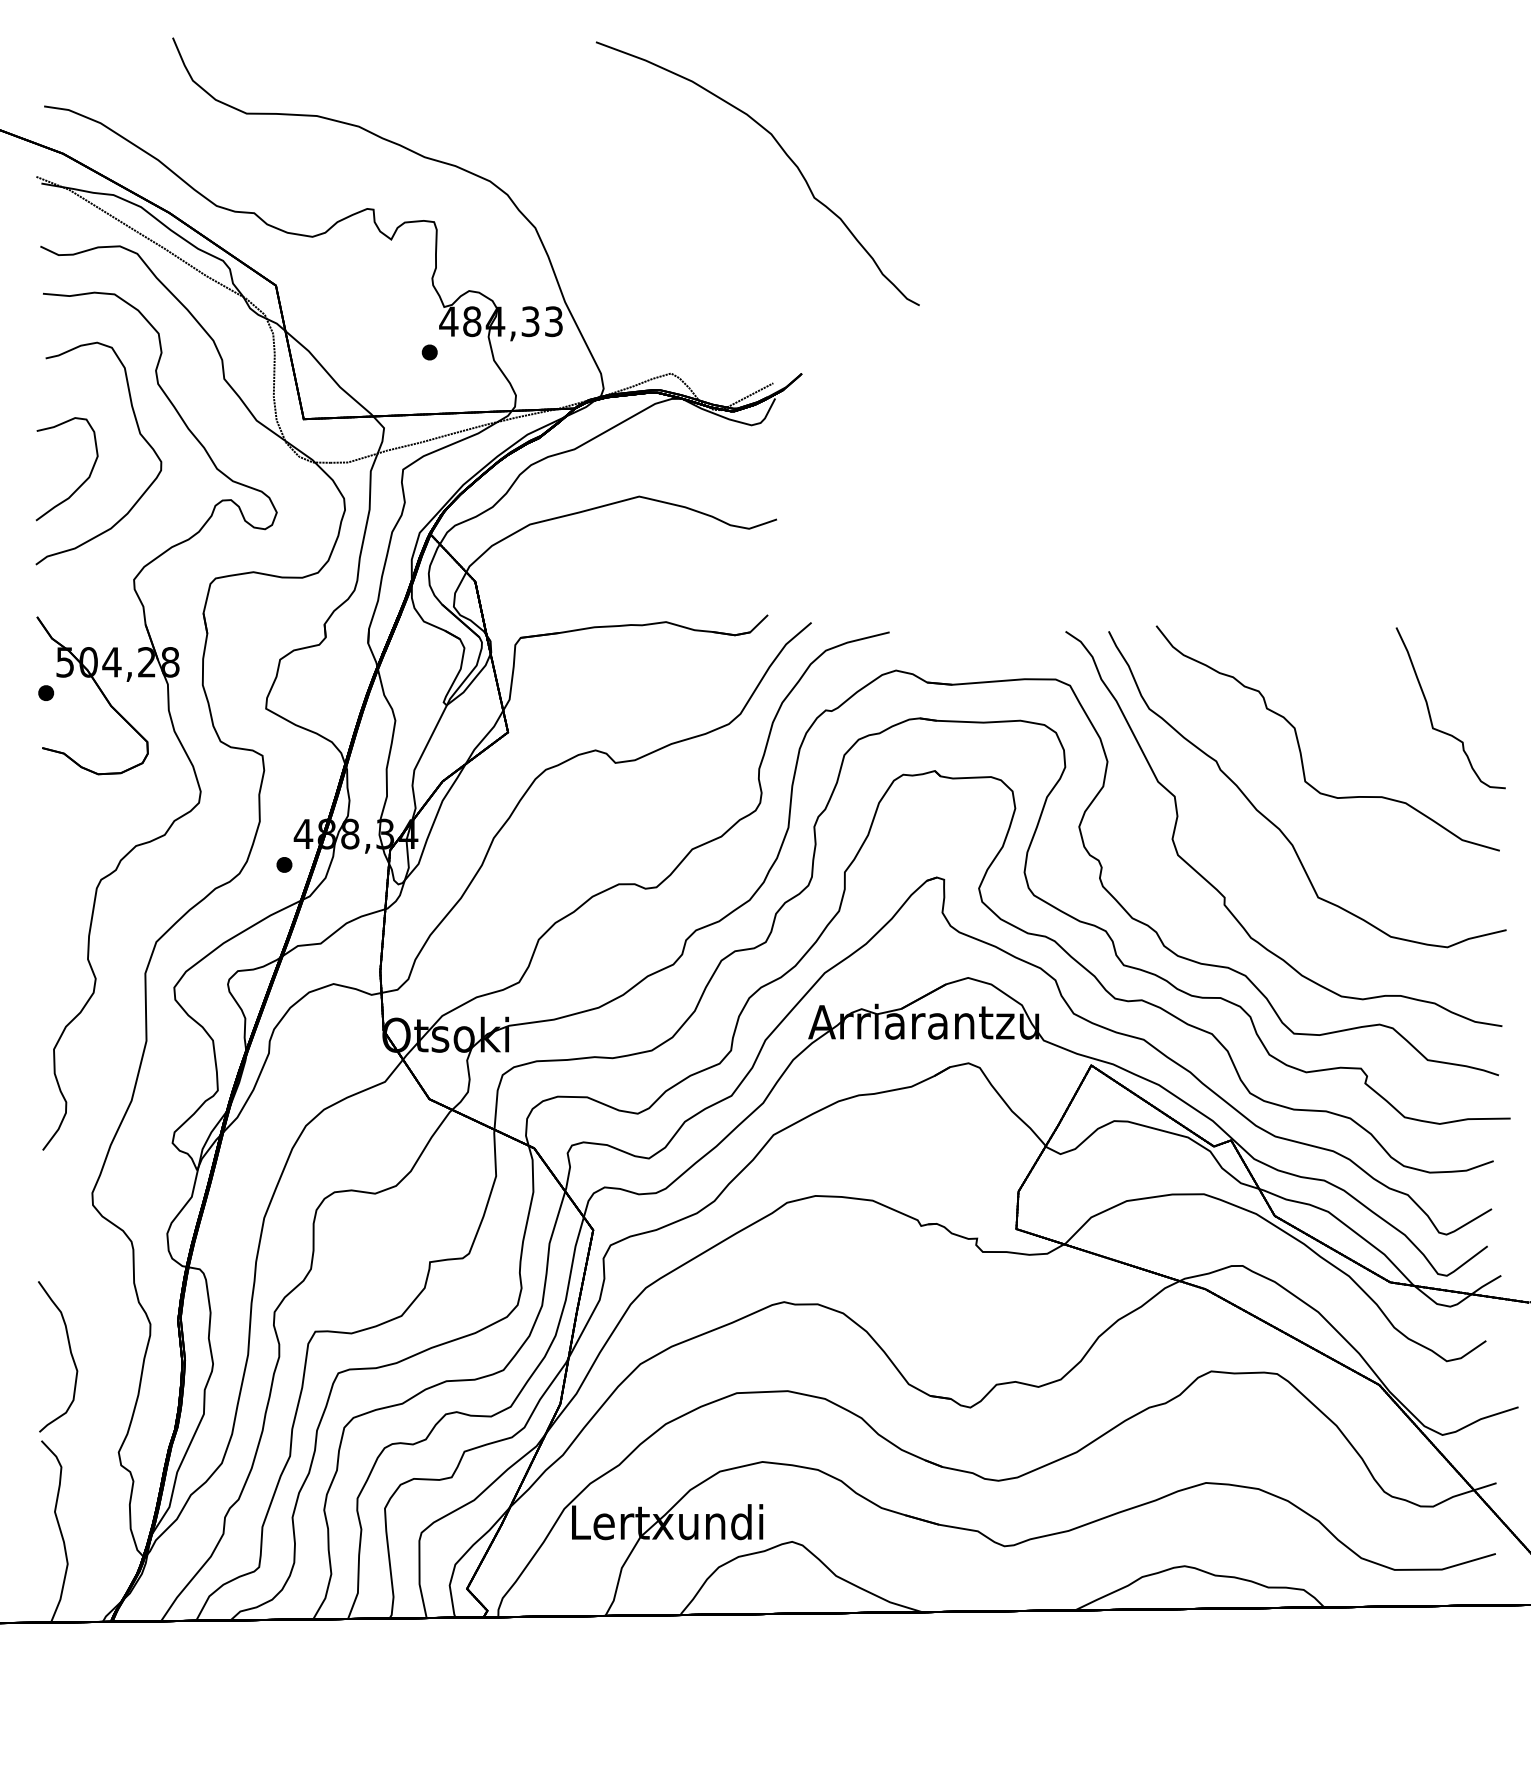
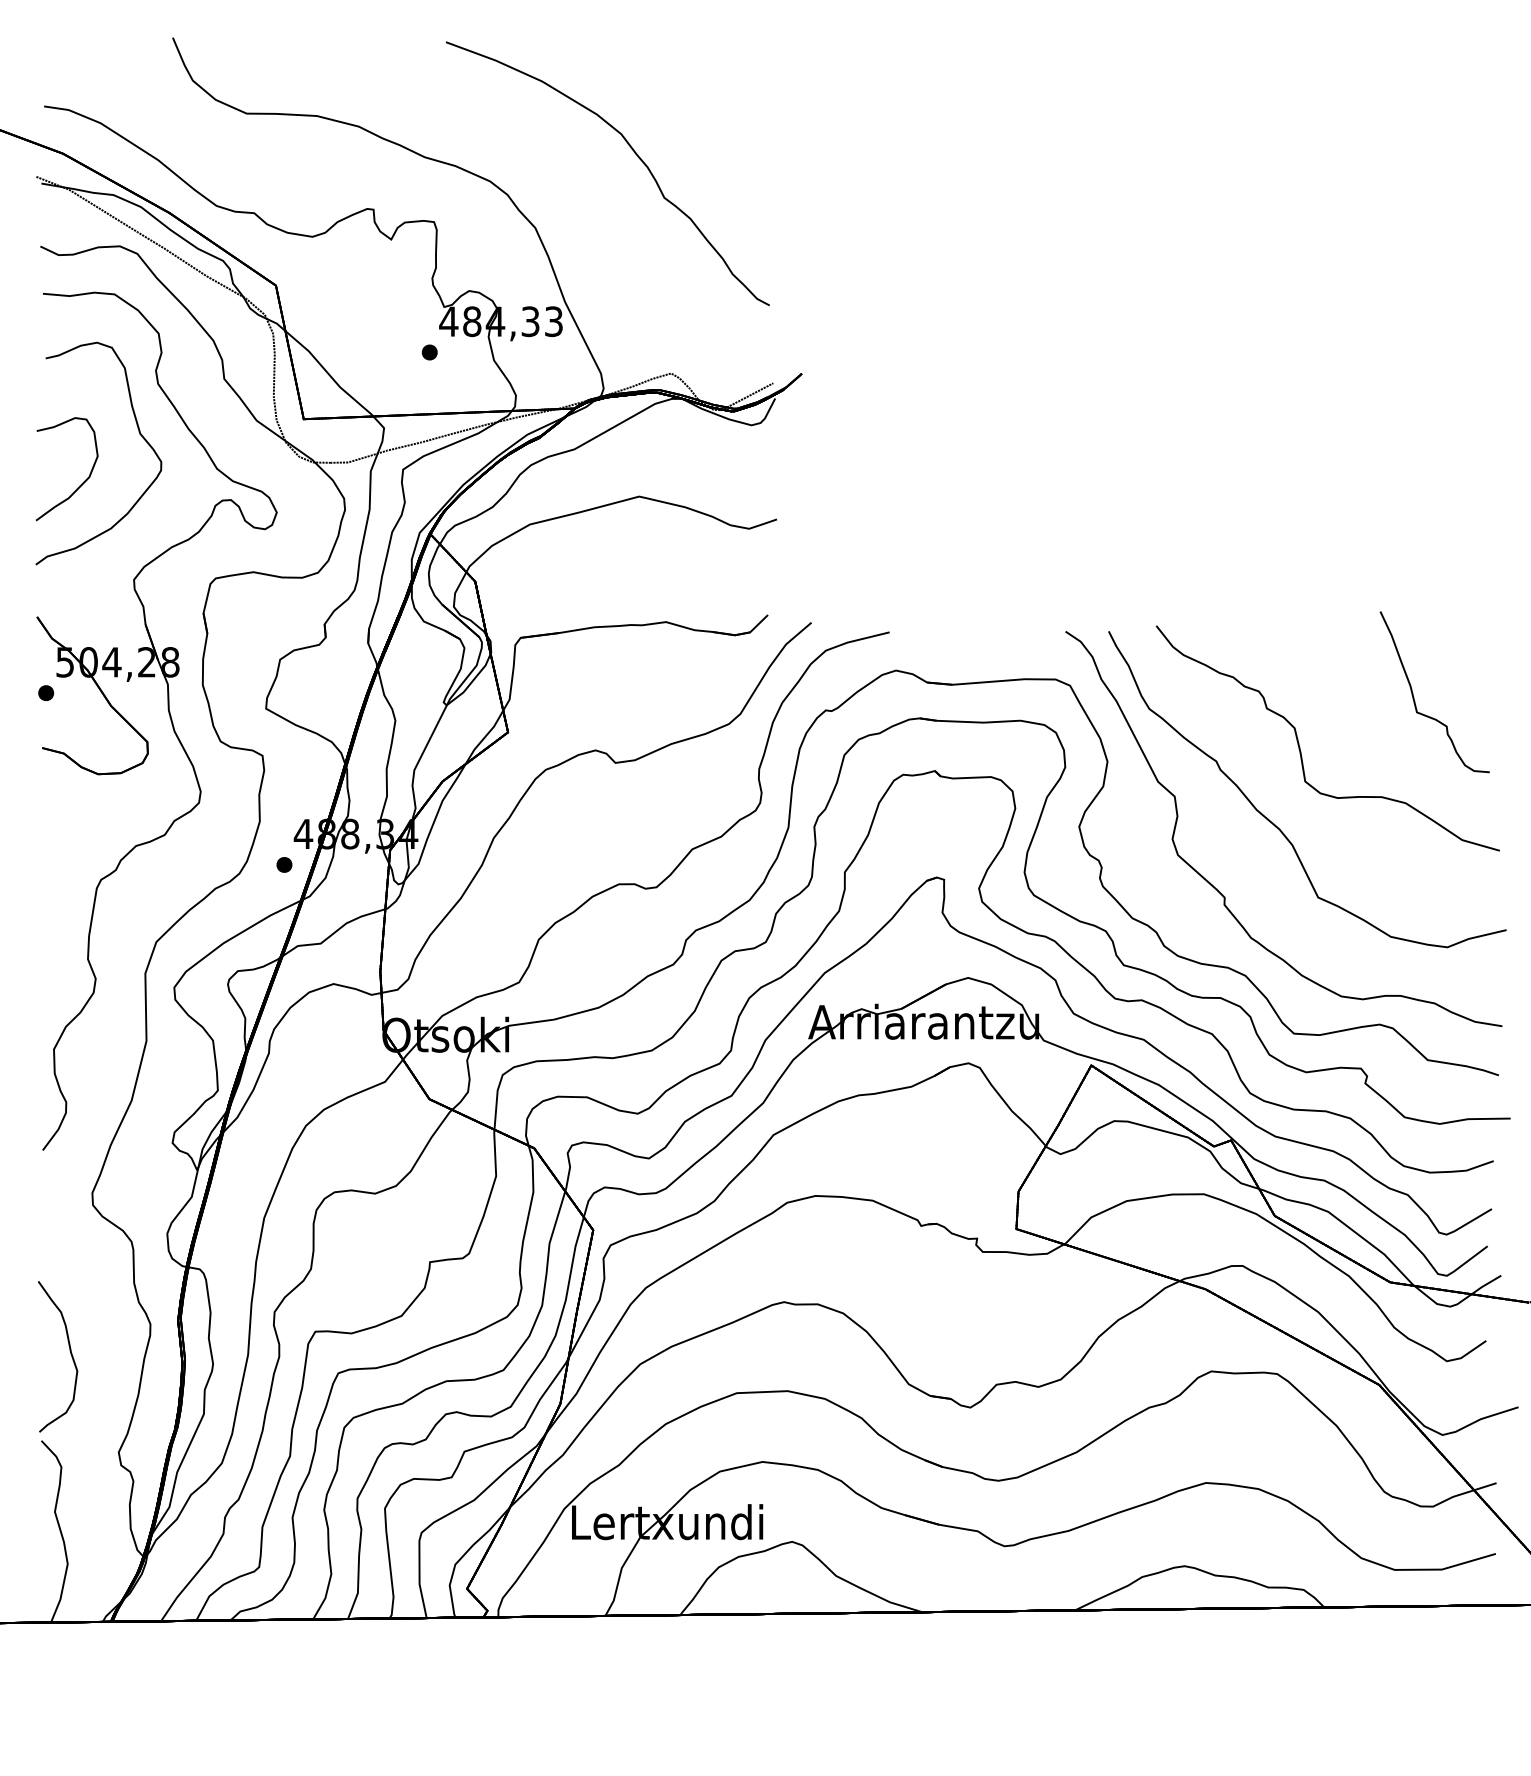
curve position: (784, 153) -> (634, 153) (634, 153)
curve position: (1430, 713) -> (1414, 697) (1414, 697)
